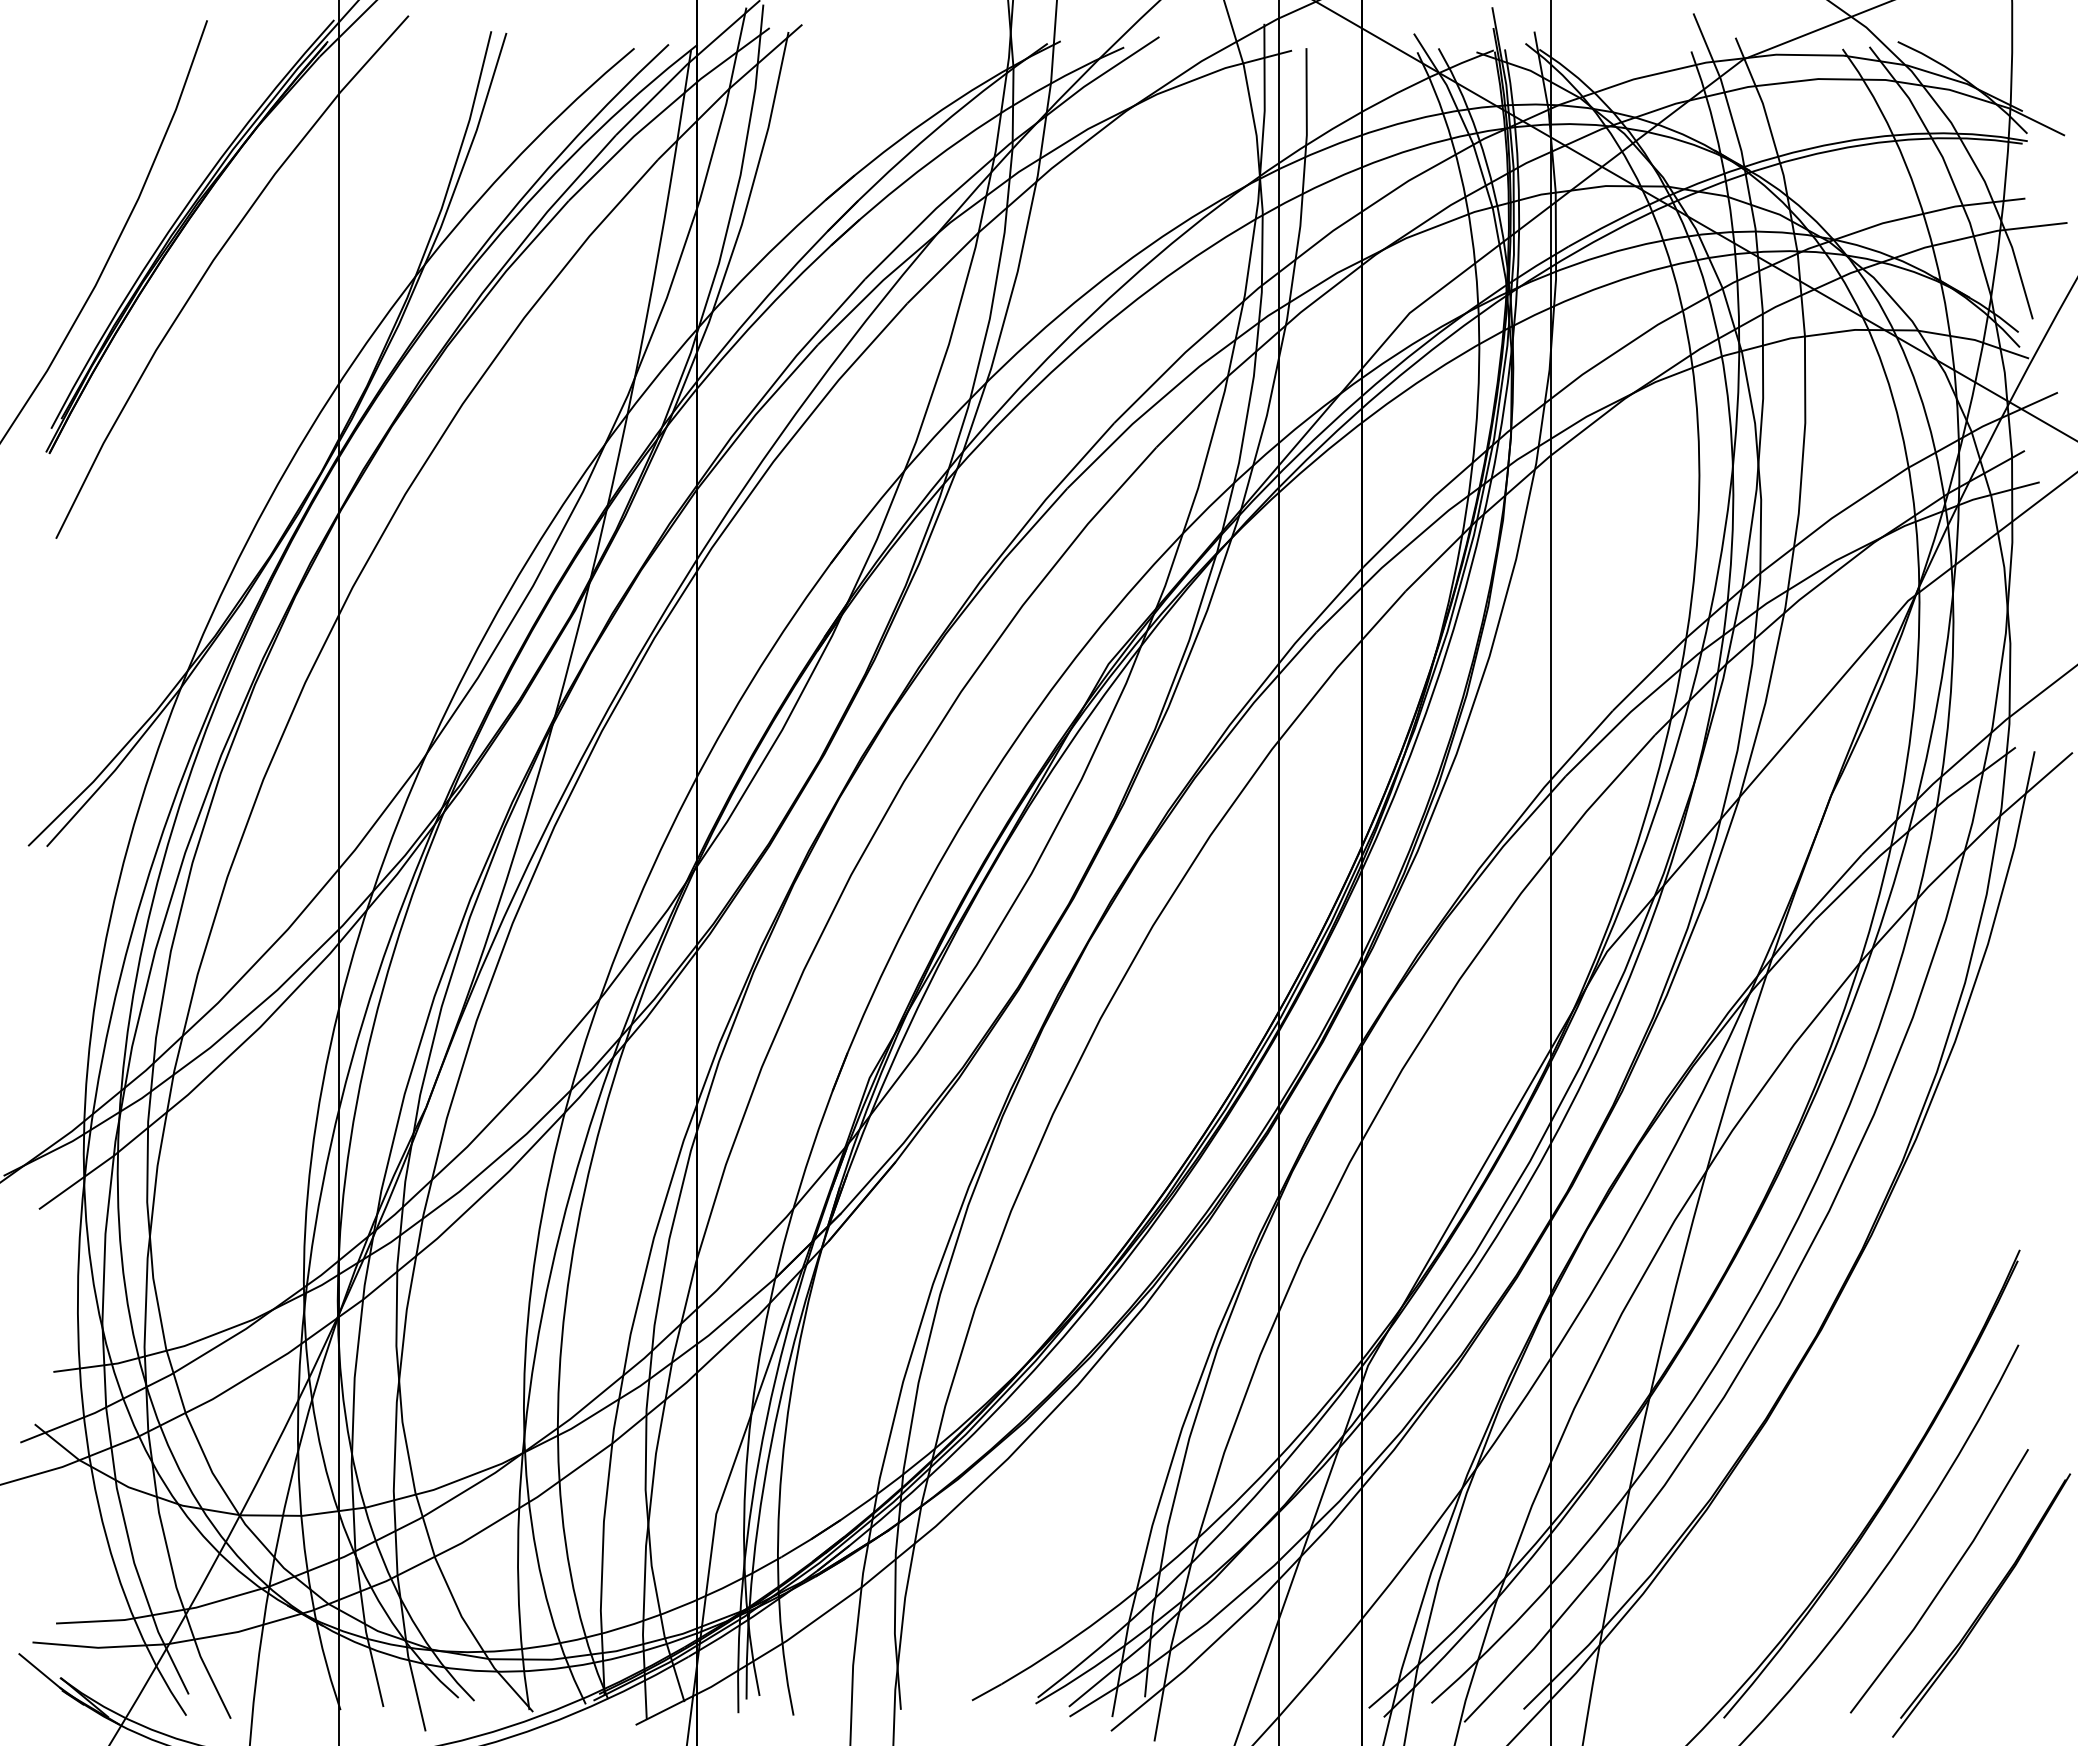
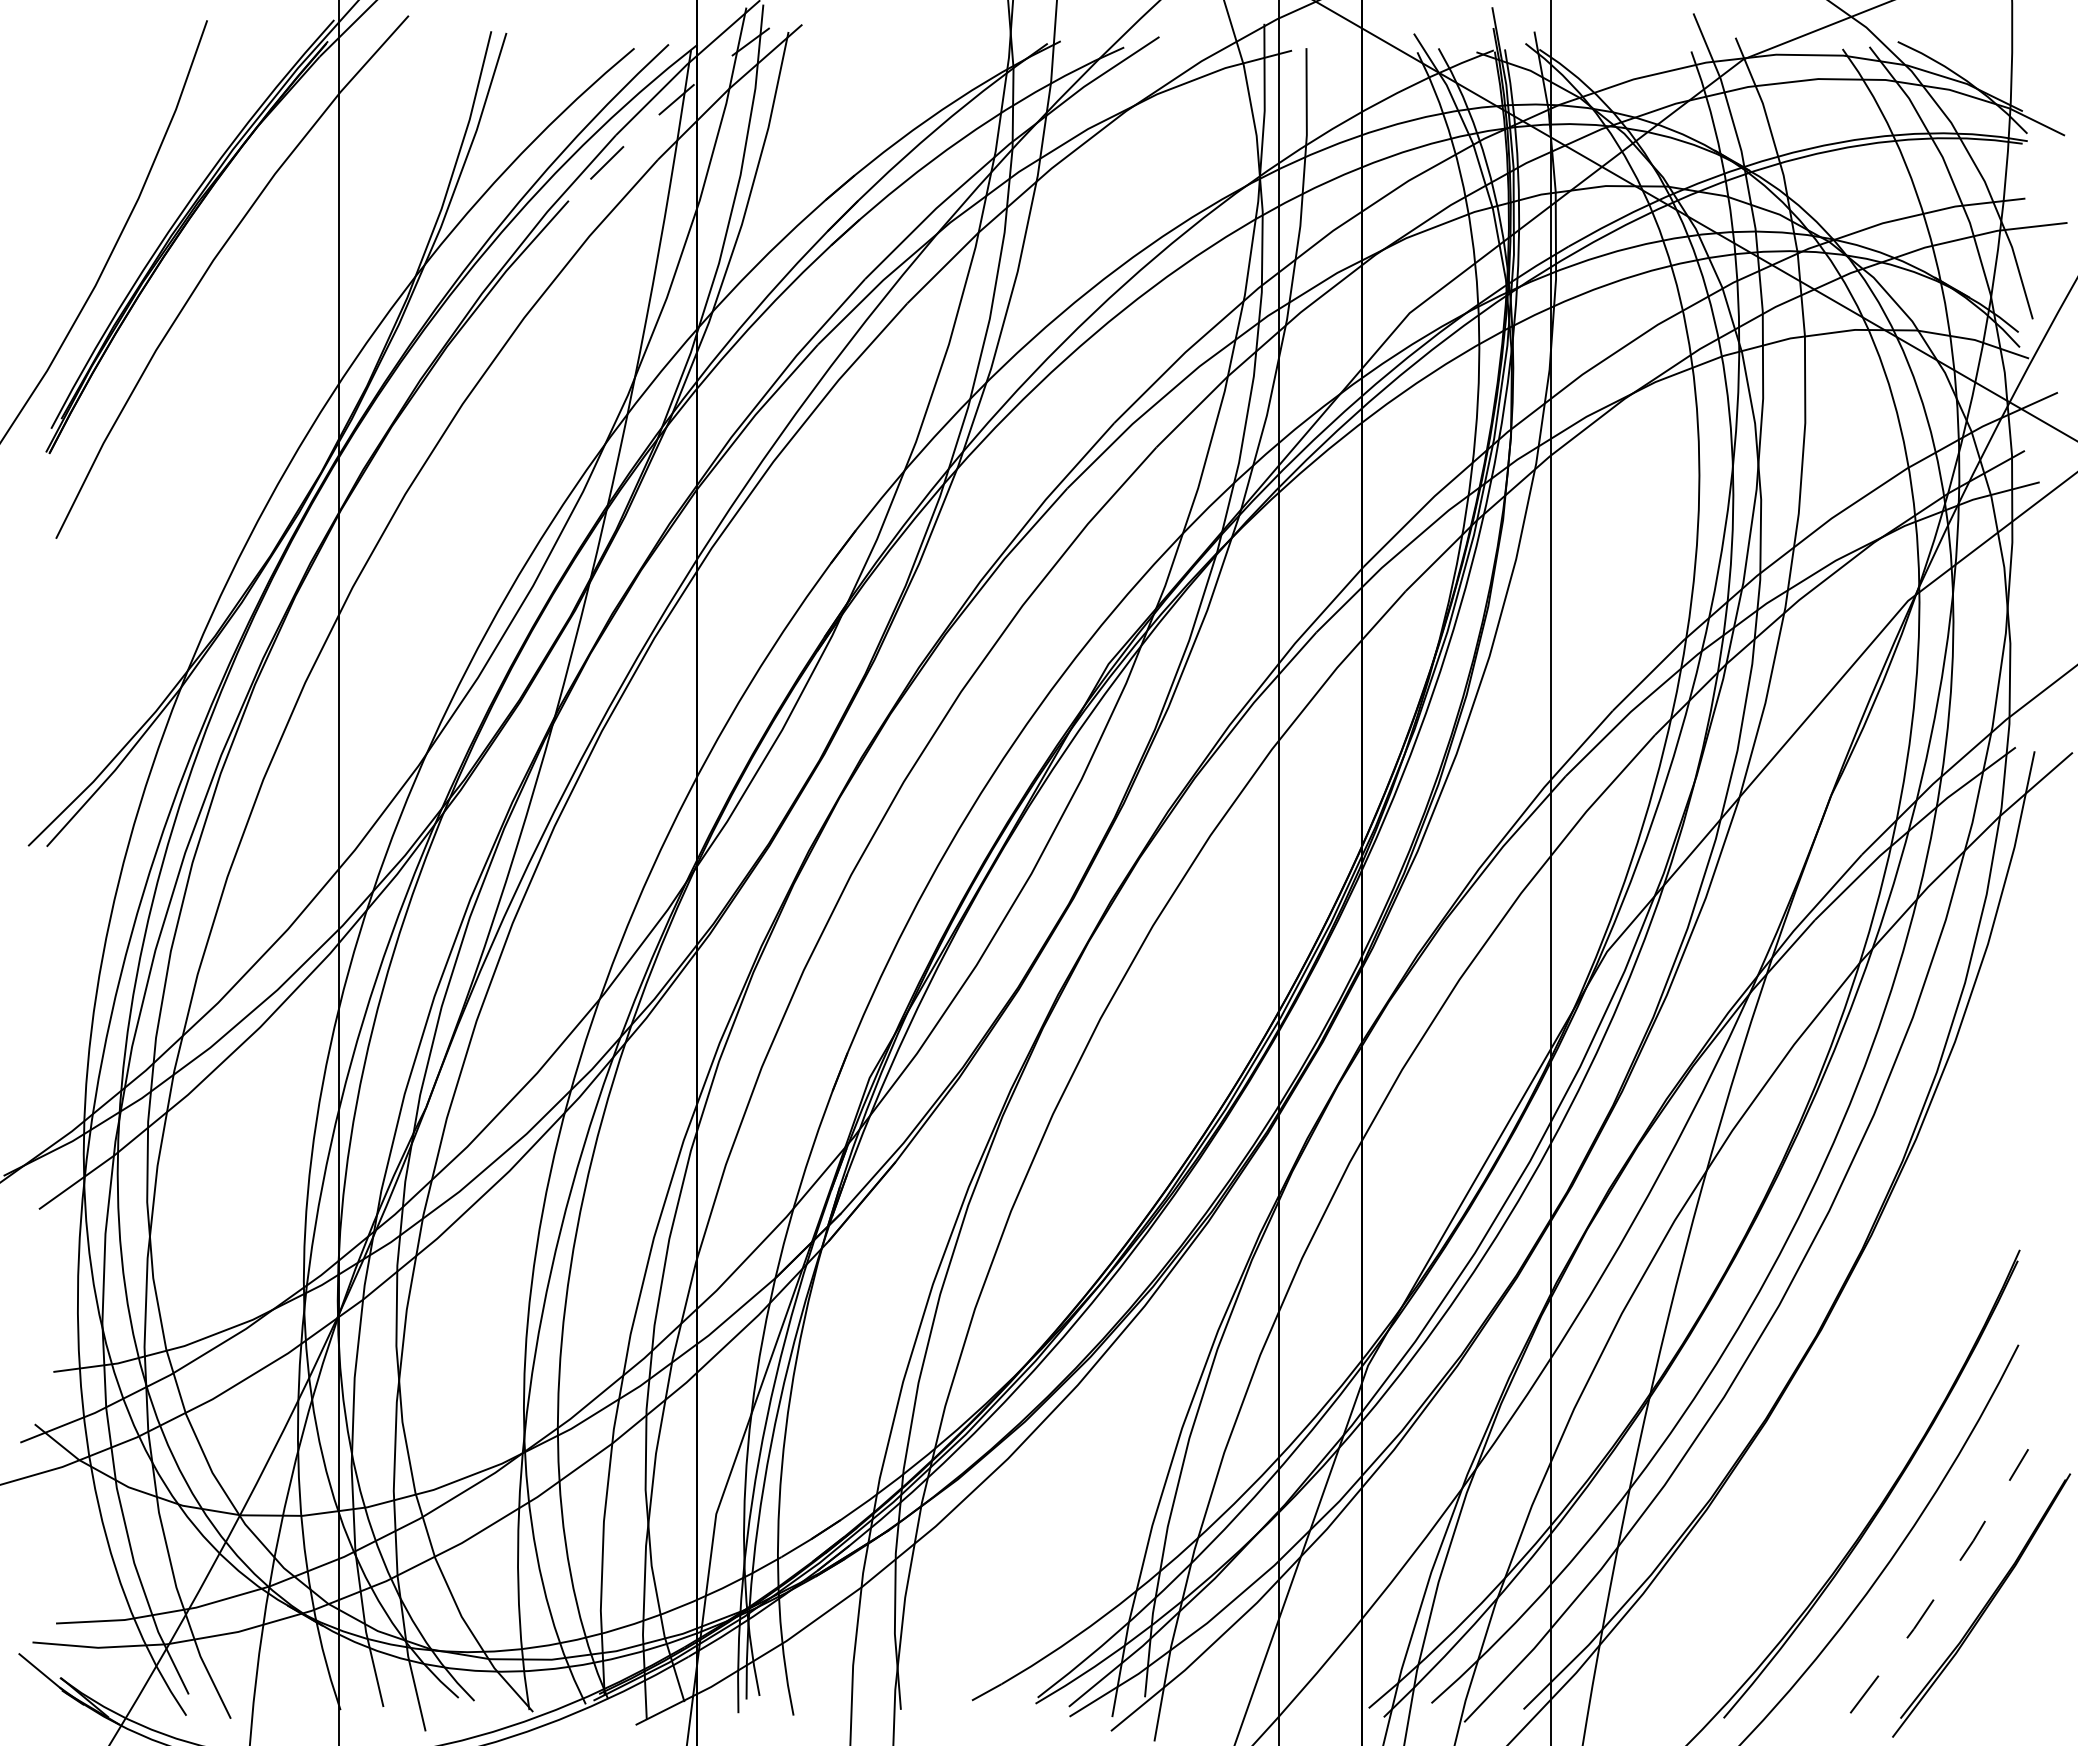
line: solid -> dashed (664, 109)
line: solid -> dashed (1943, 1584)
